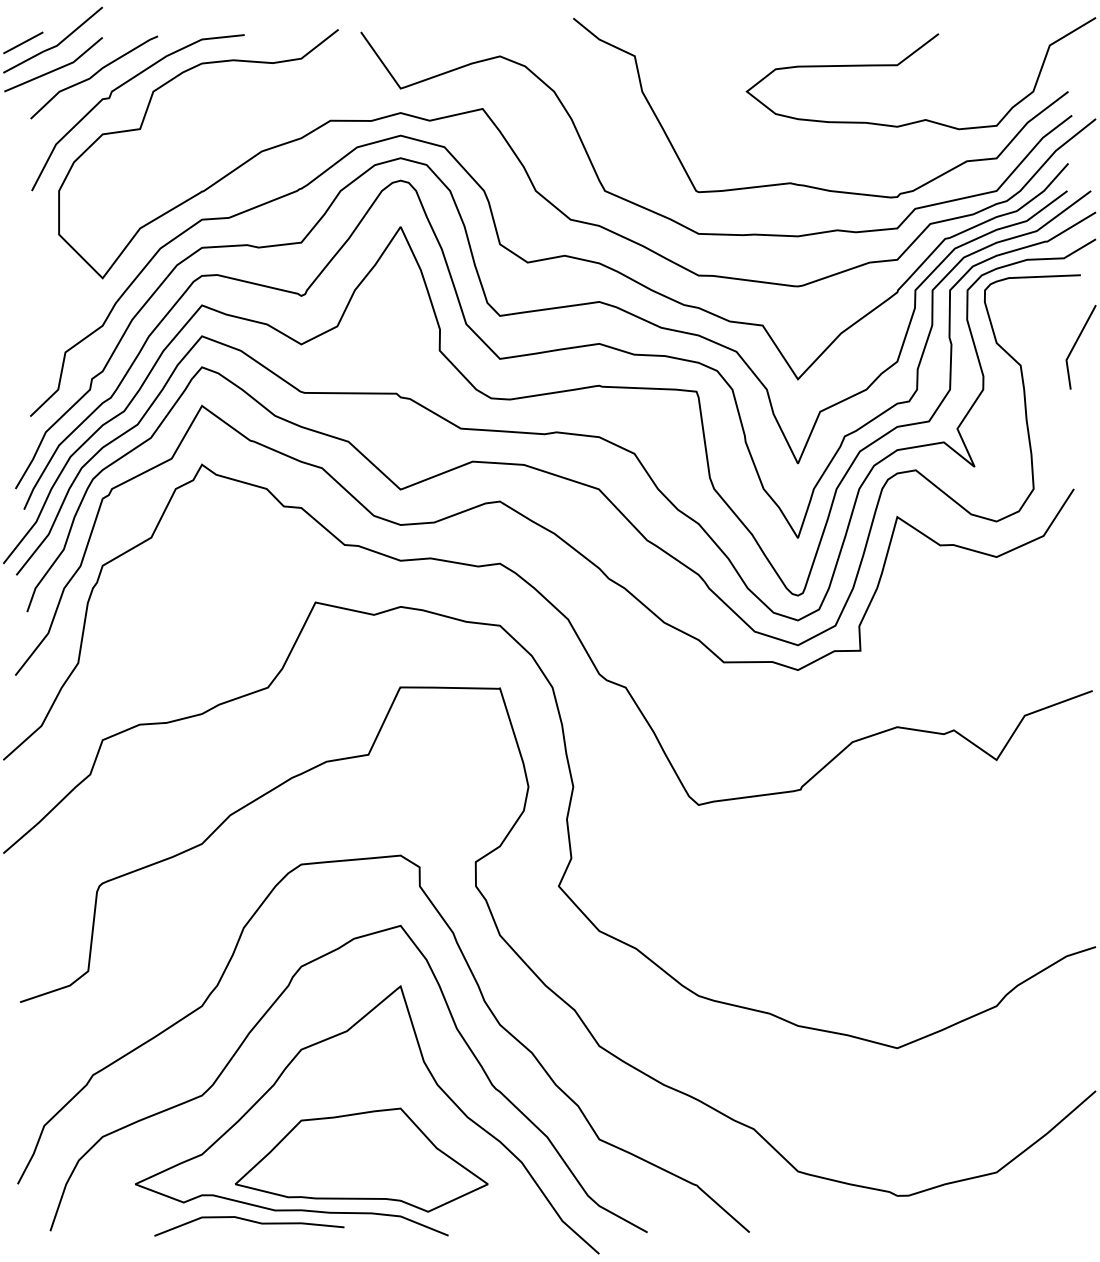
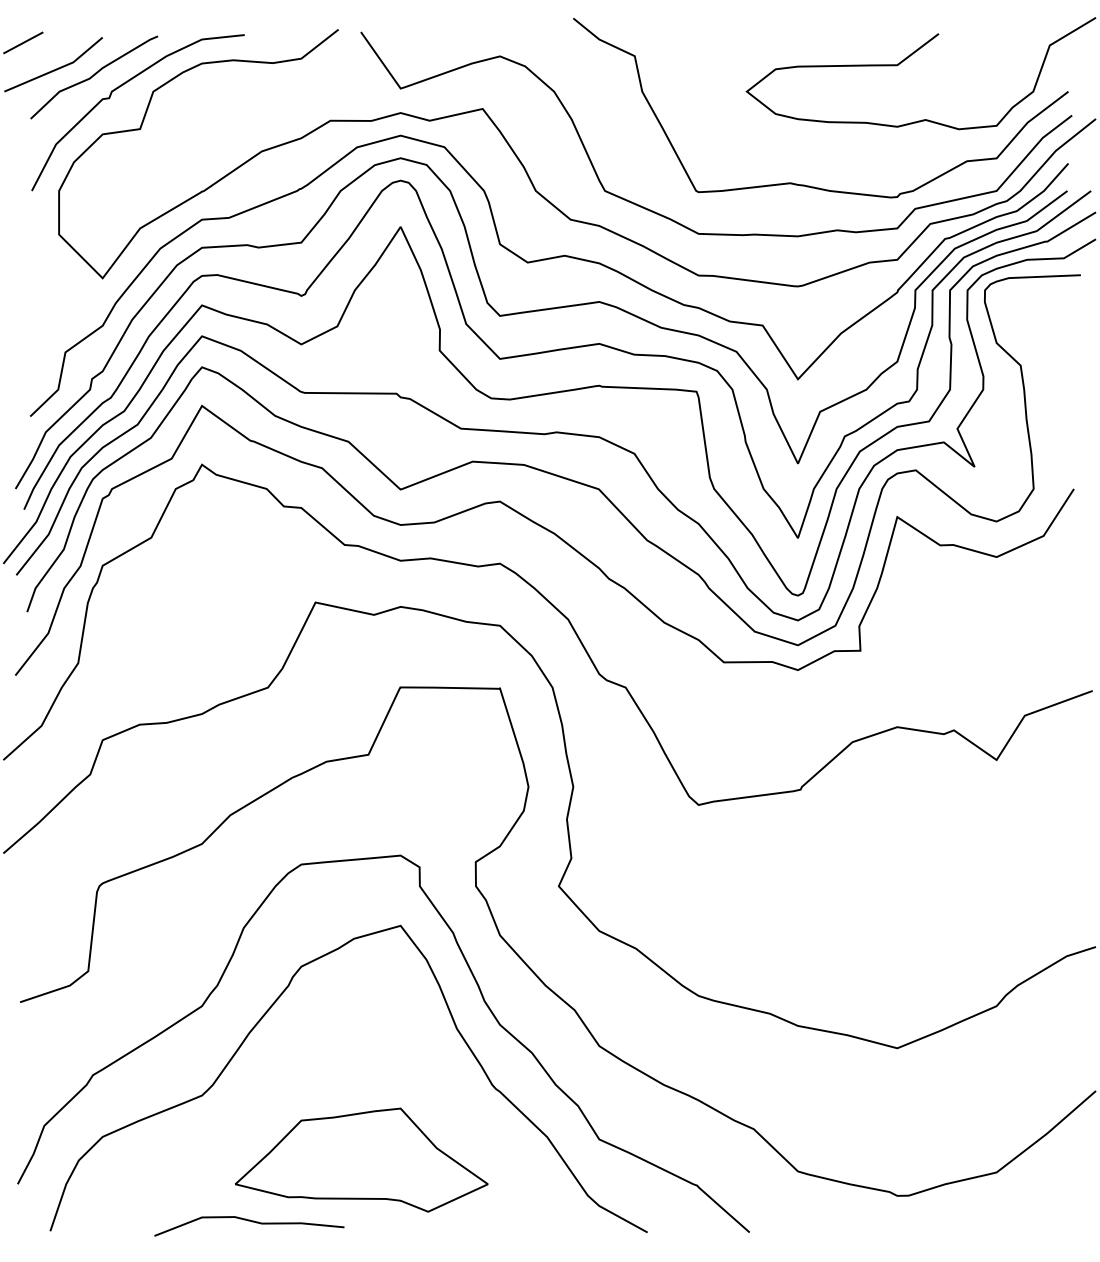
line: present -> none (54, 45)
line: present -> none (1075, 345)
curve: present -> none (433, 1080)
